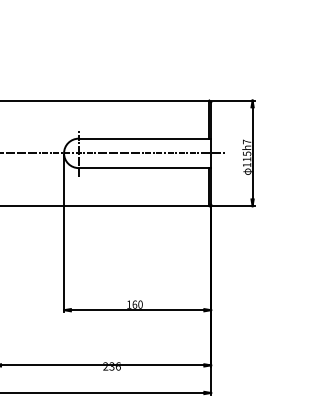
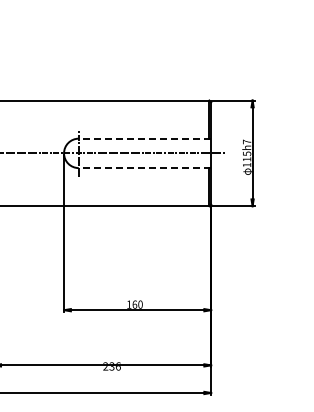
line: solid -> dashed (144, 138)
line: solid -> dashed (144, 168)
